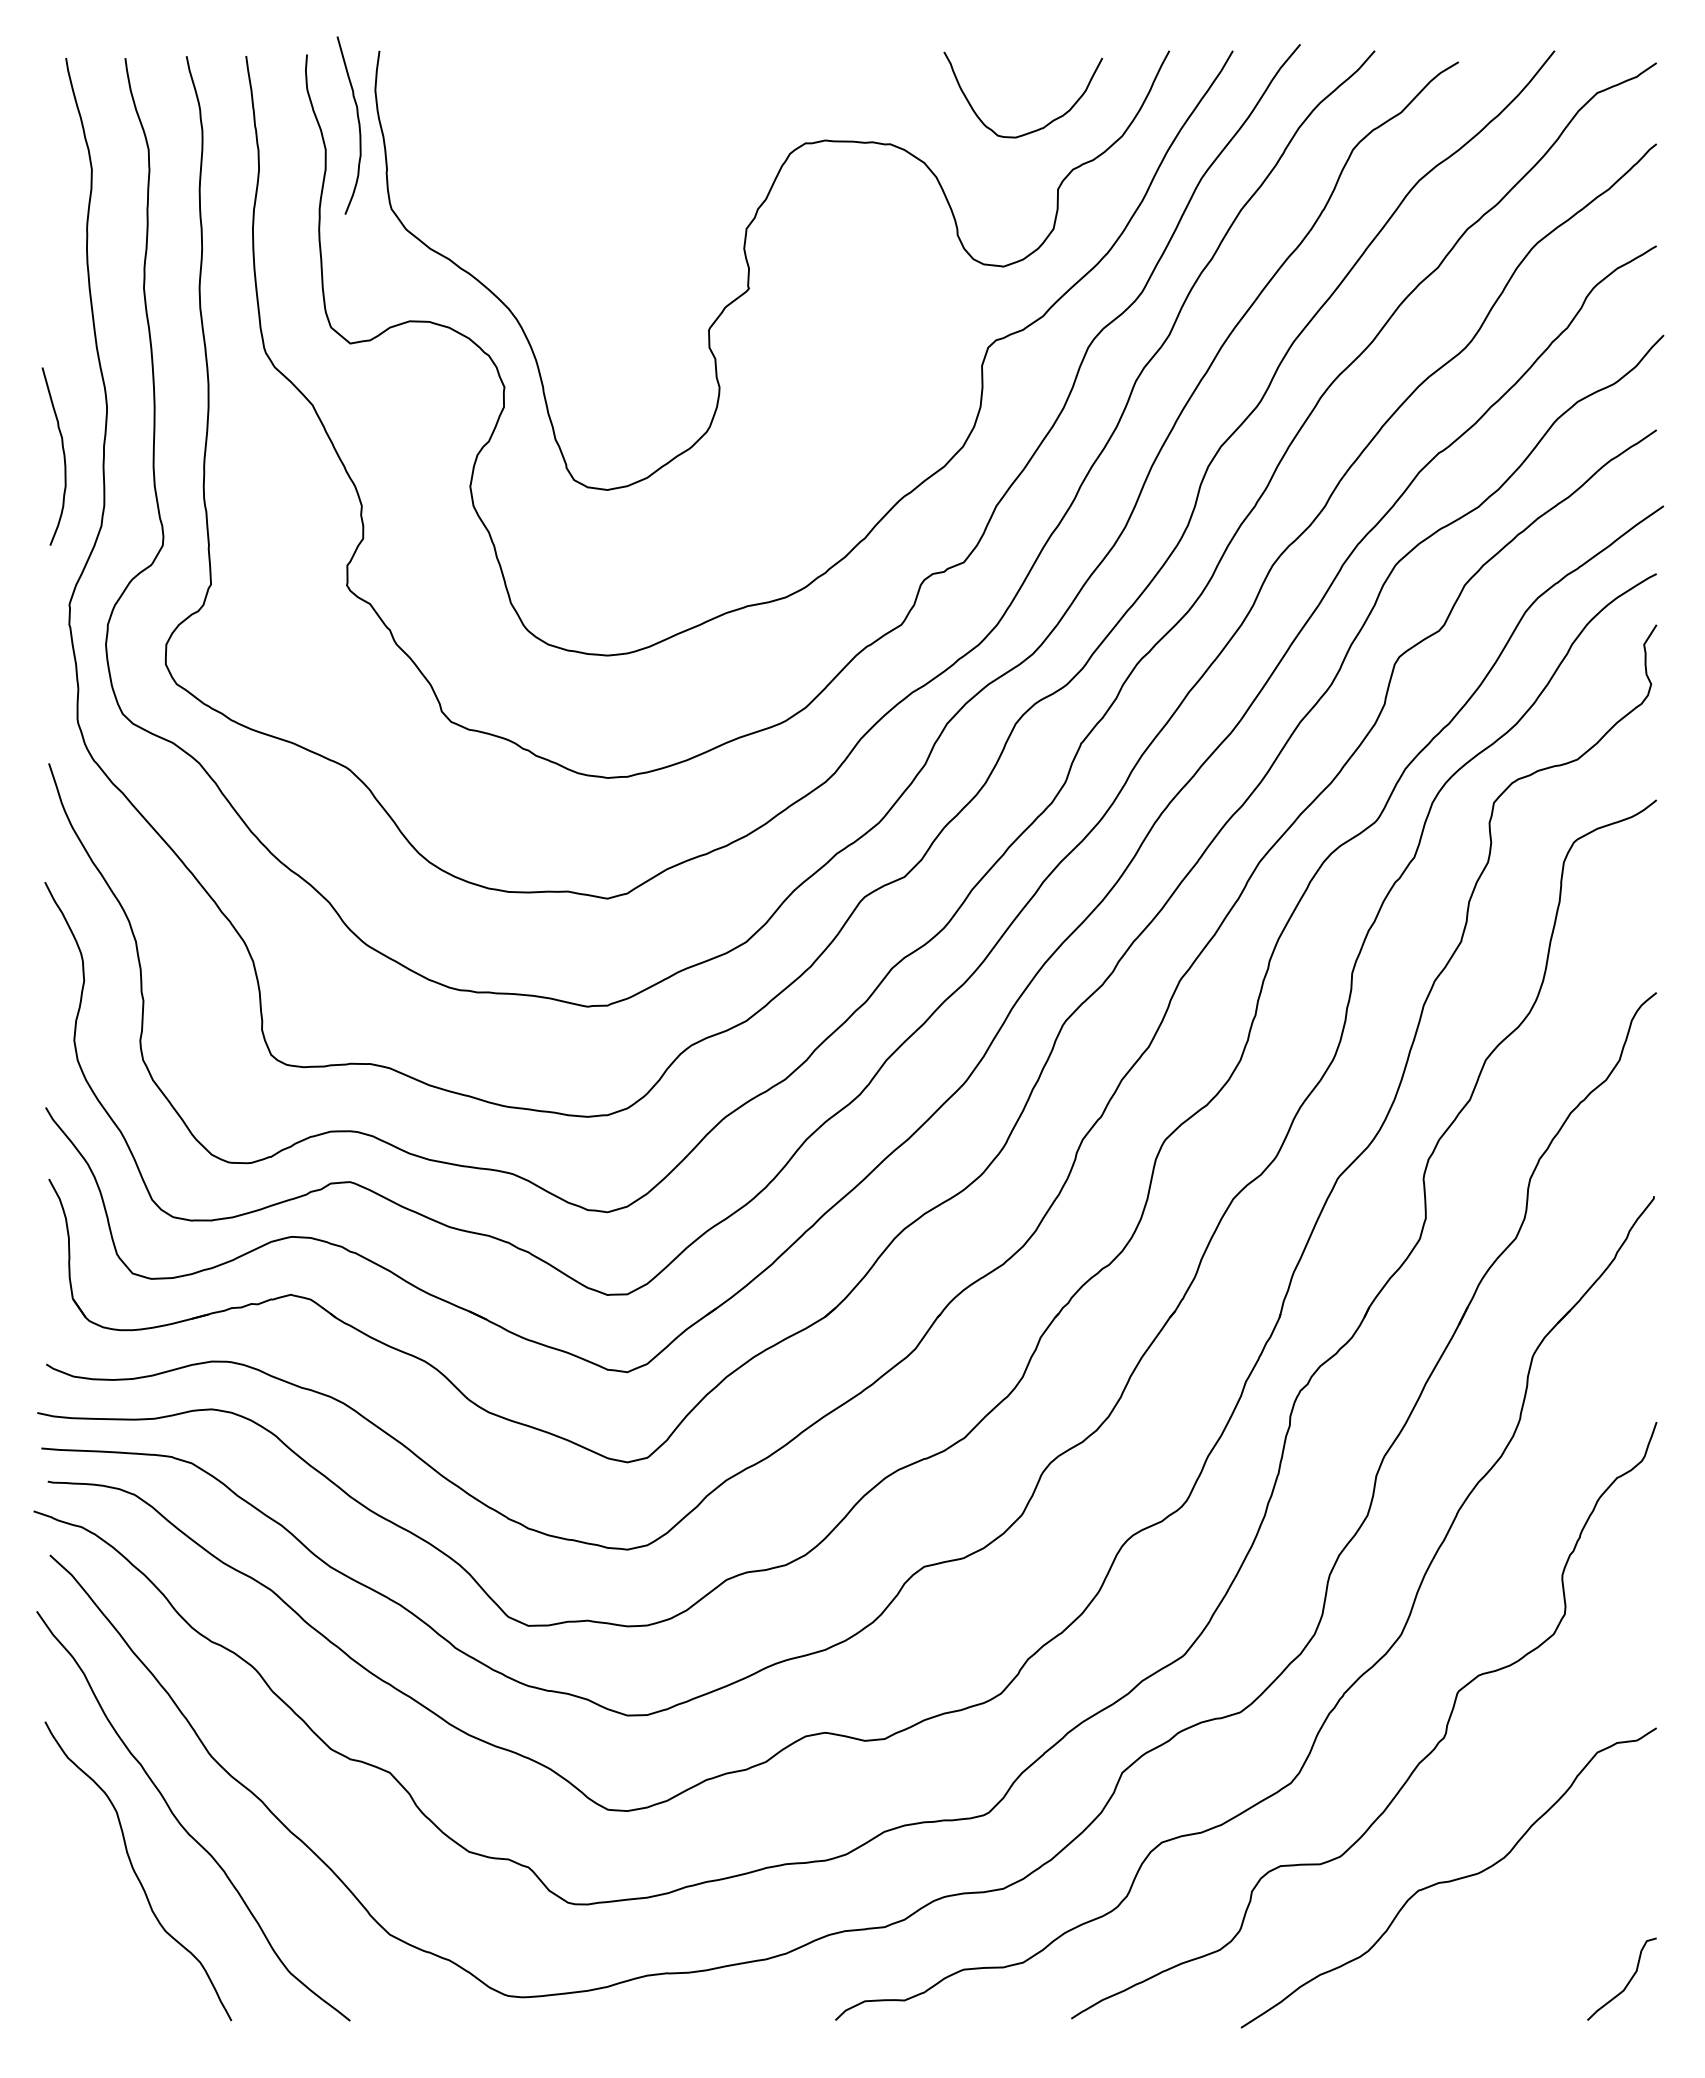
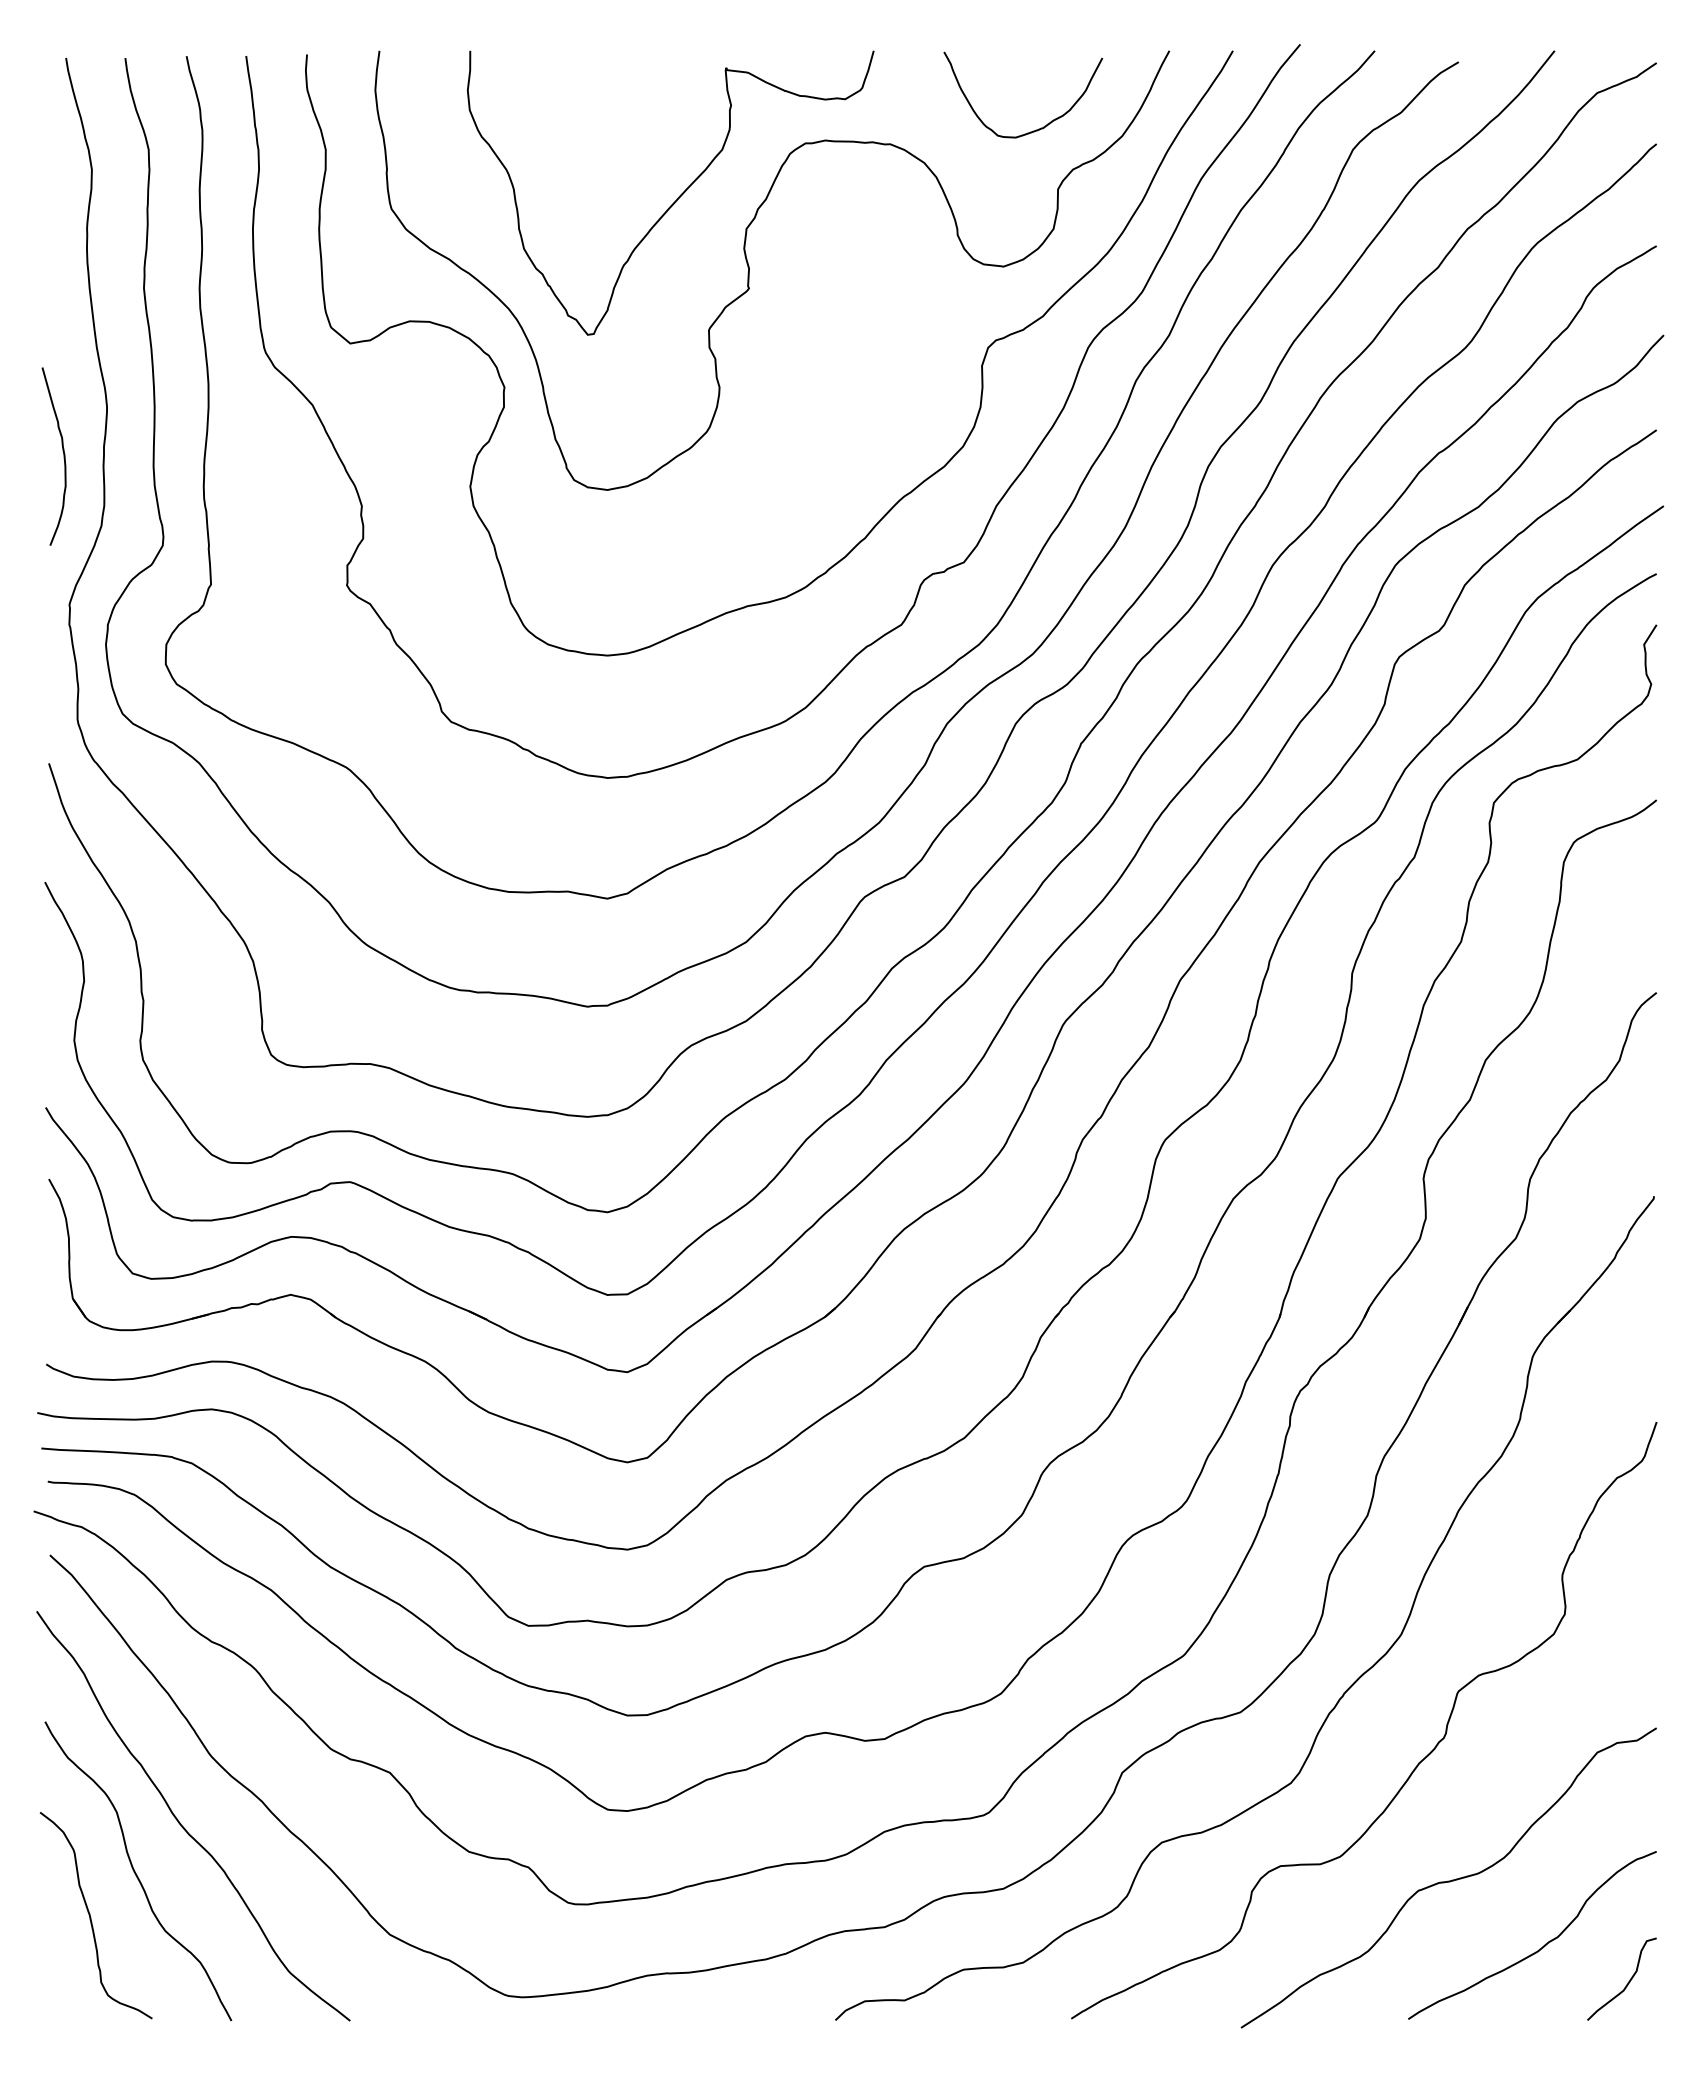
curve: present -> none (358, 125)
curve: none -> present (678, 196)
curve: none -> present (91, 1917)
curve: none -> present (1539, 1948)
